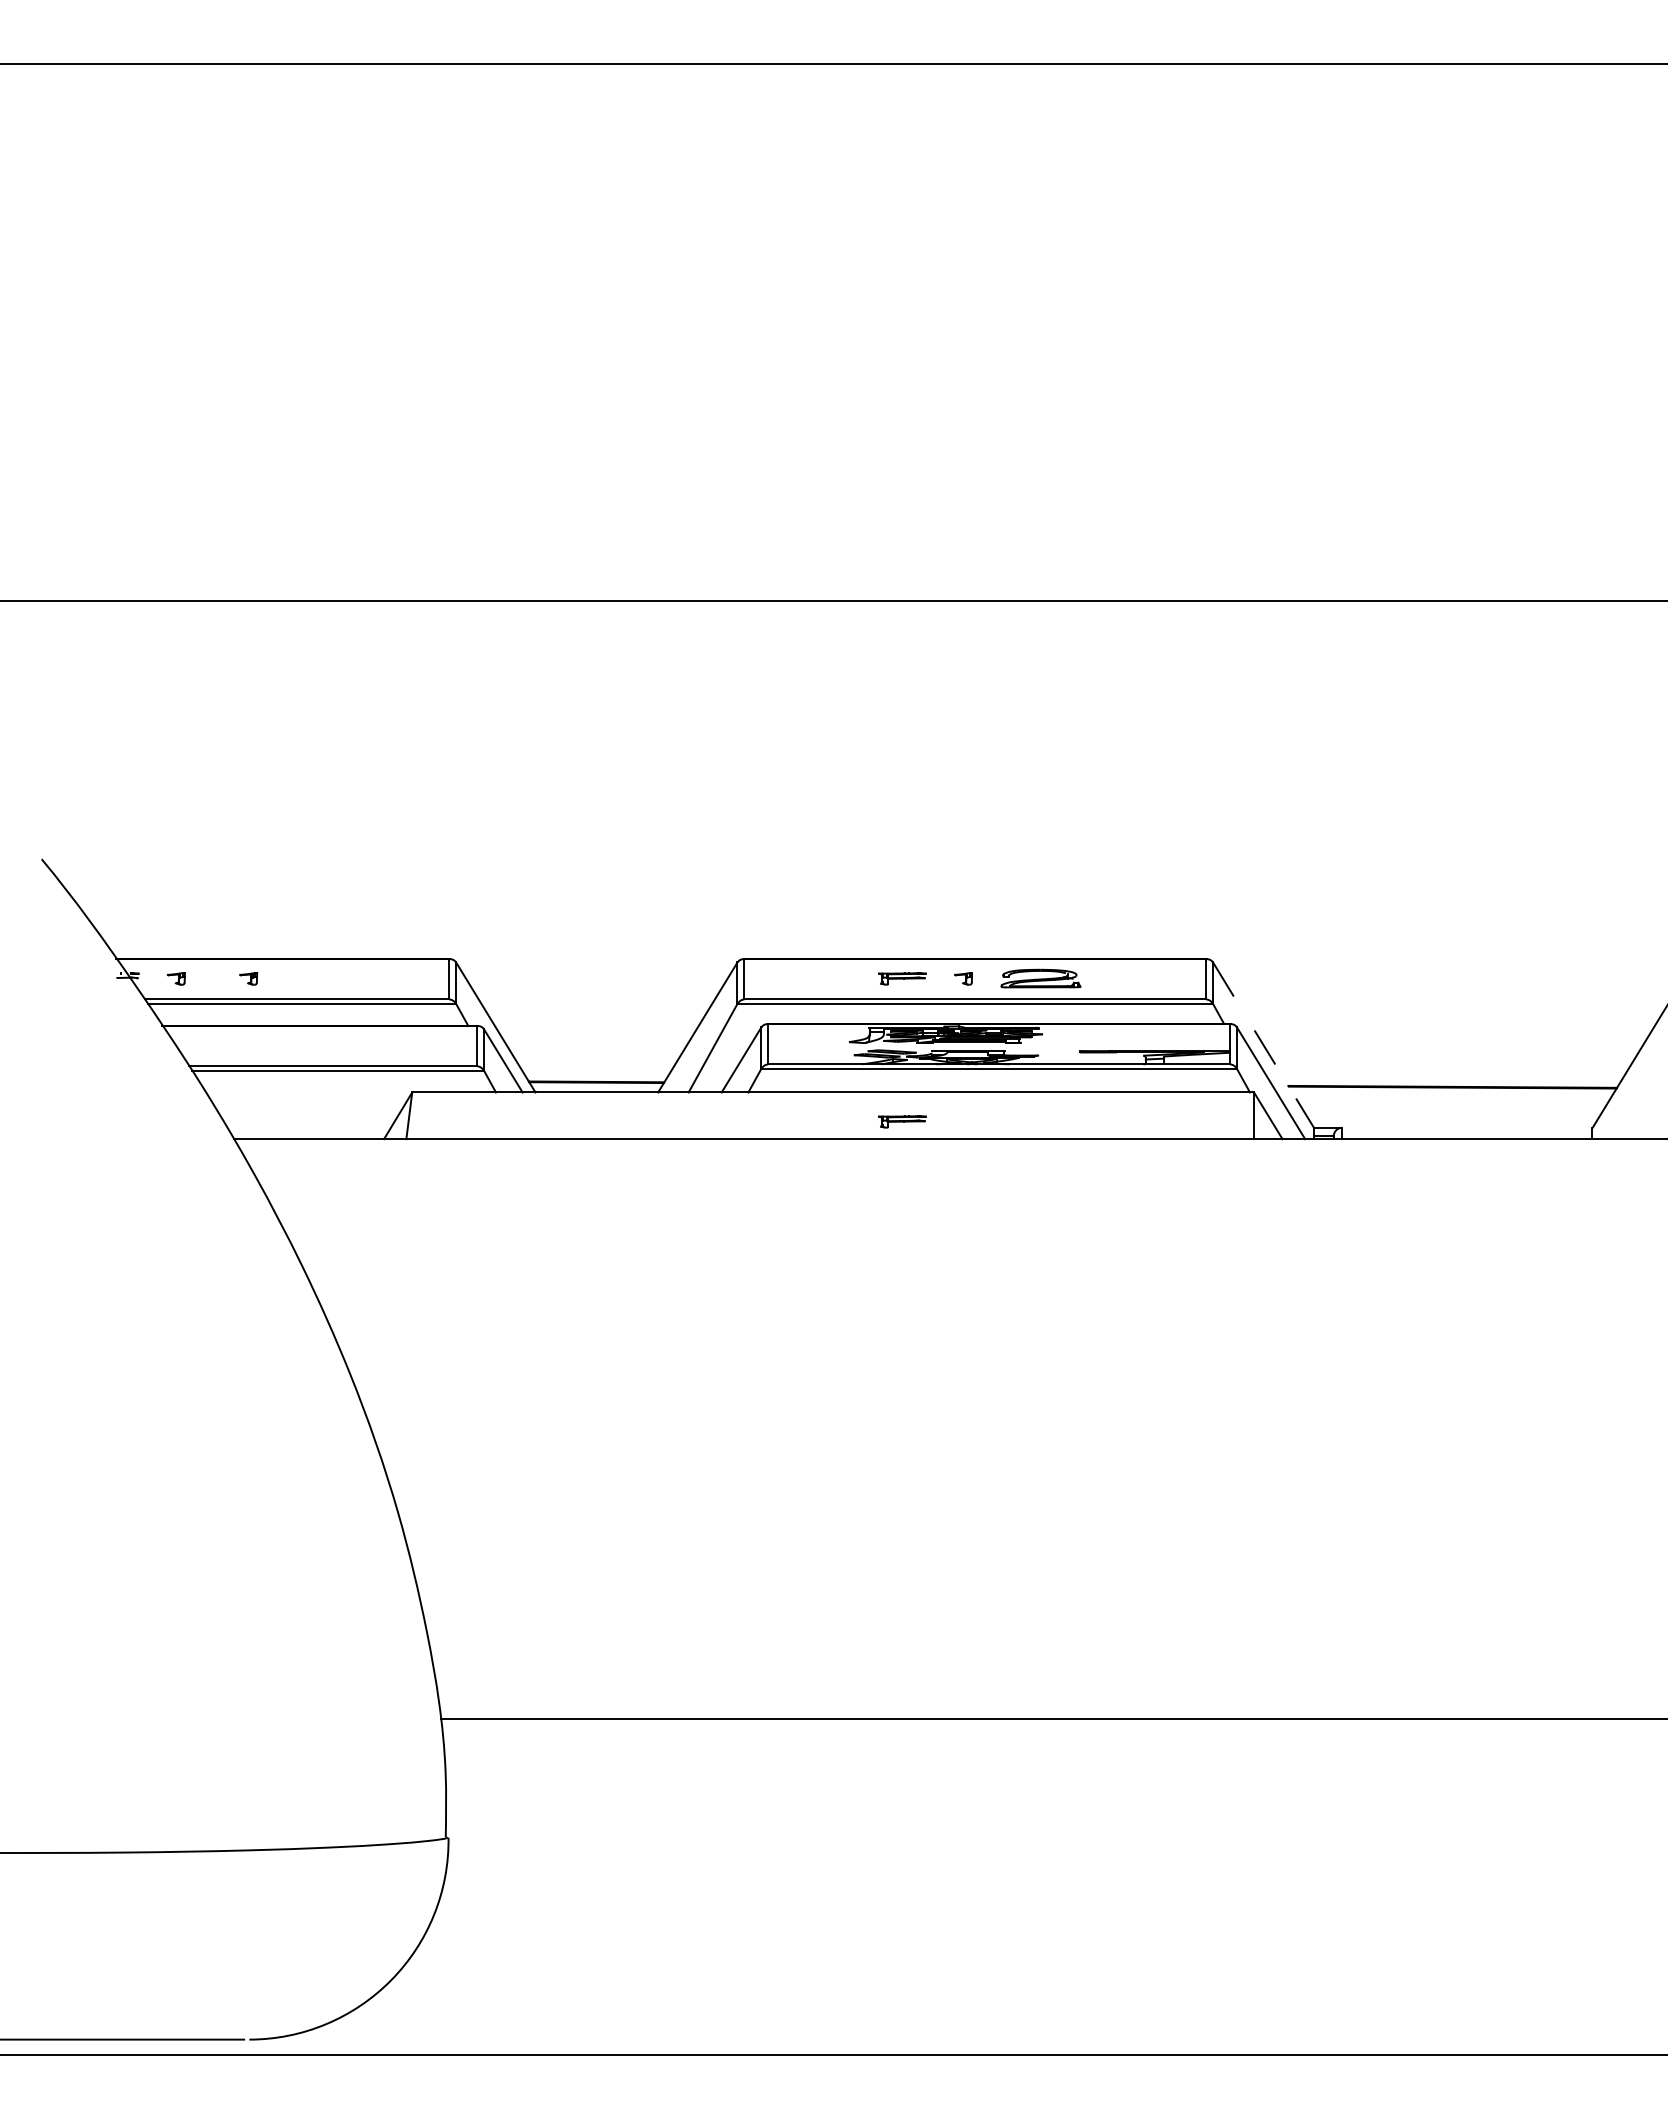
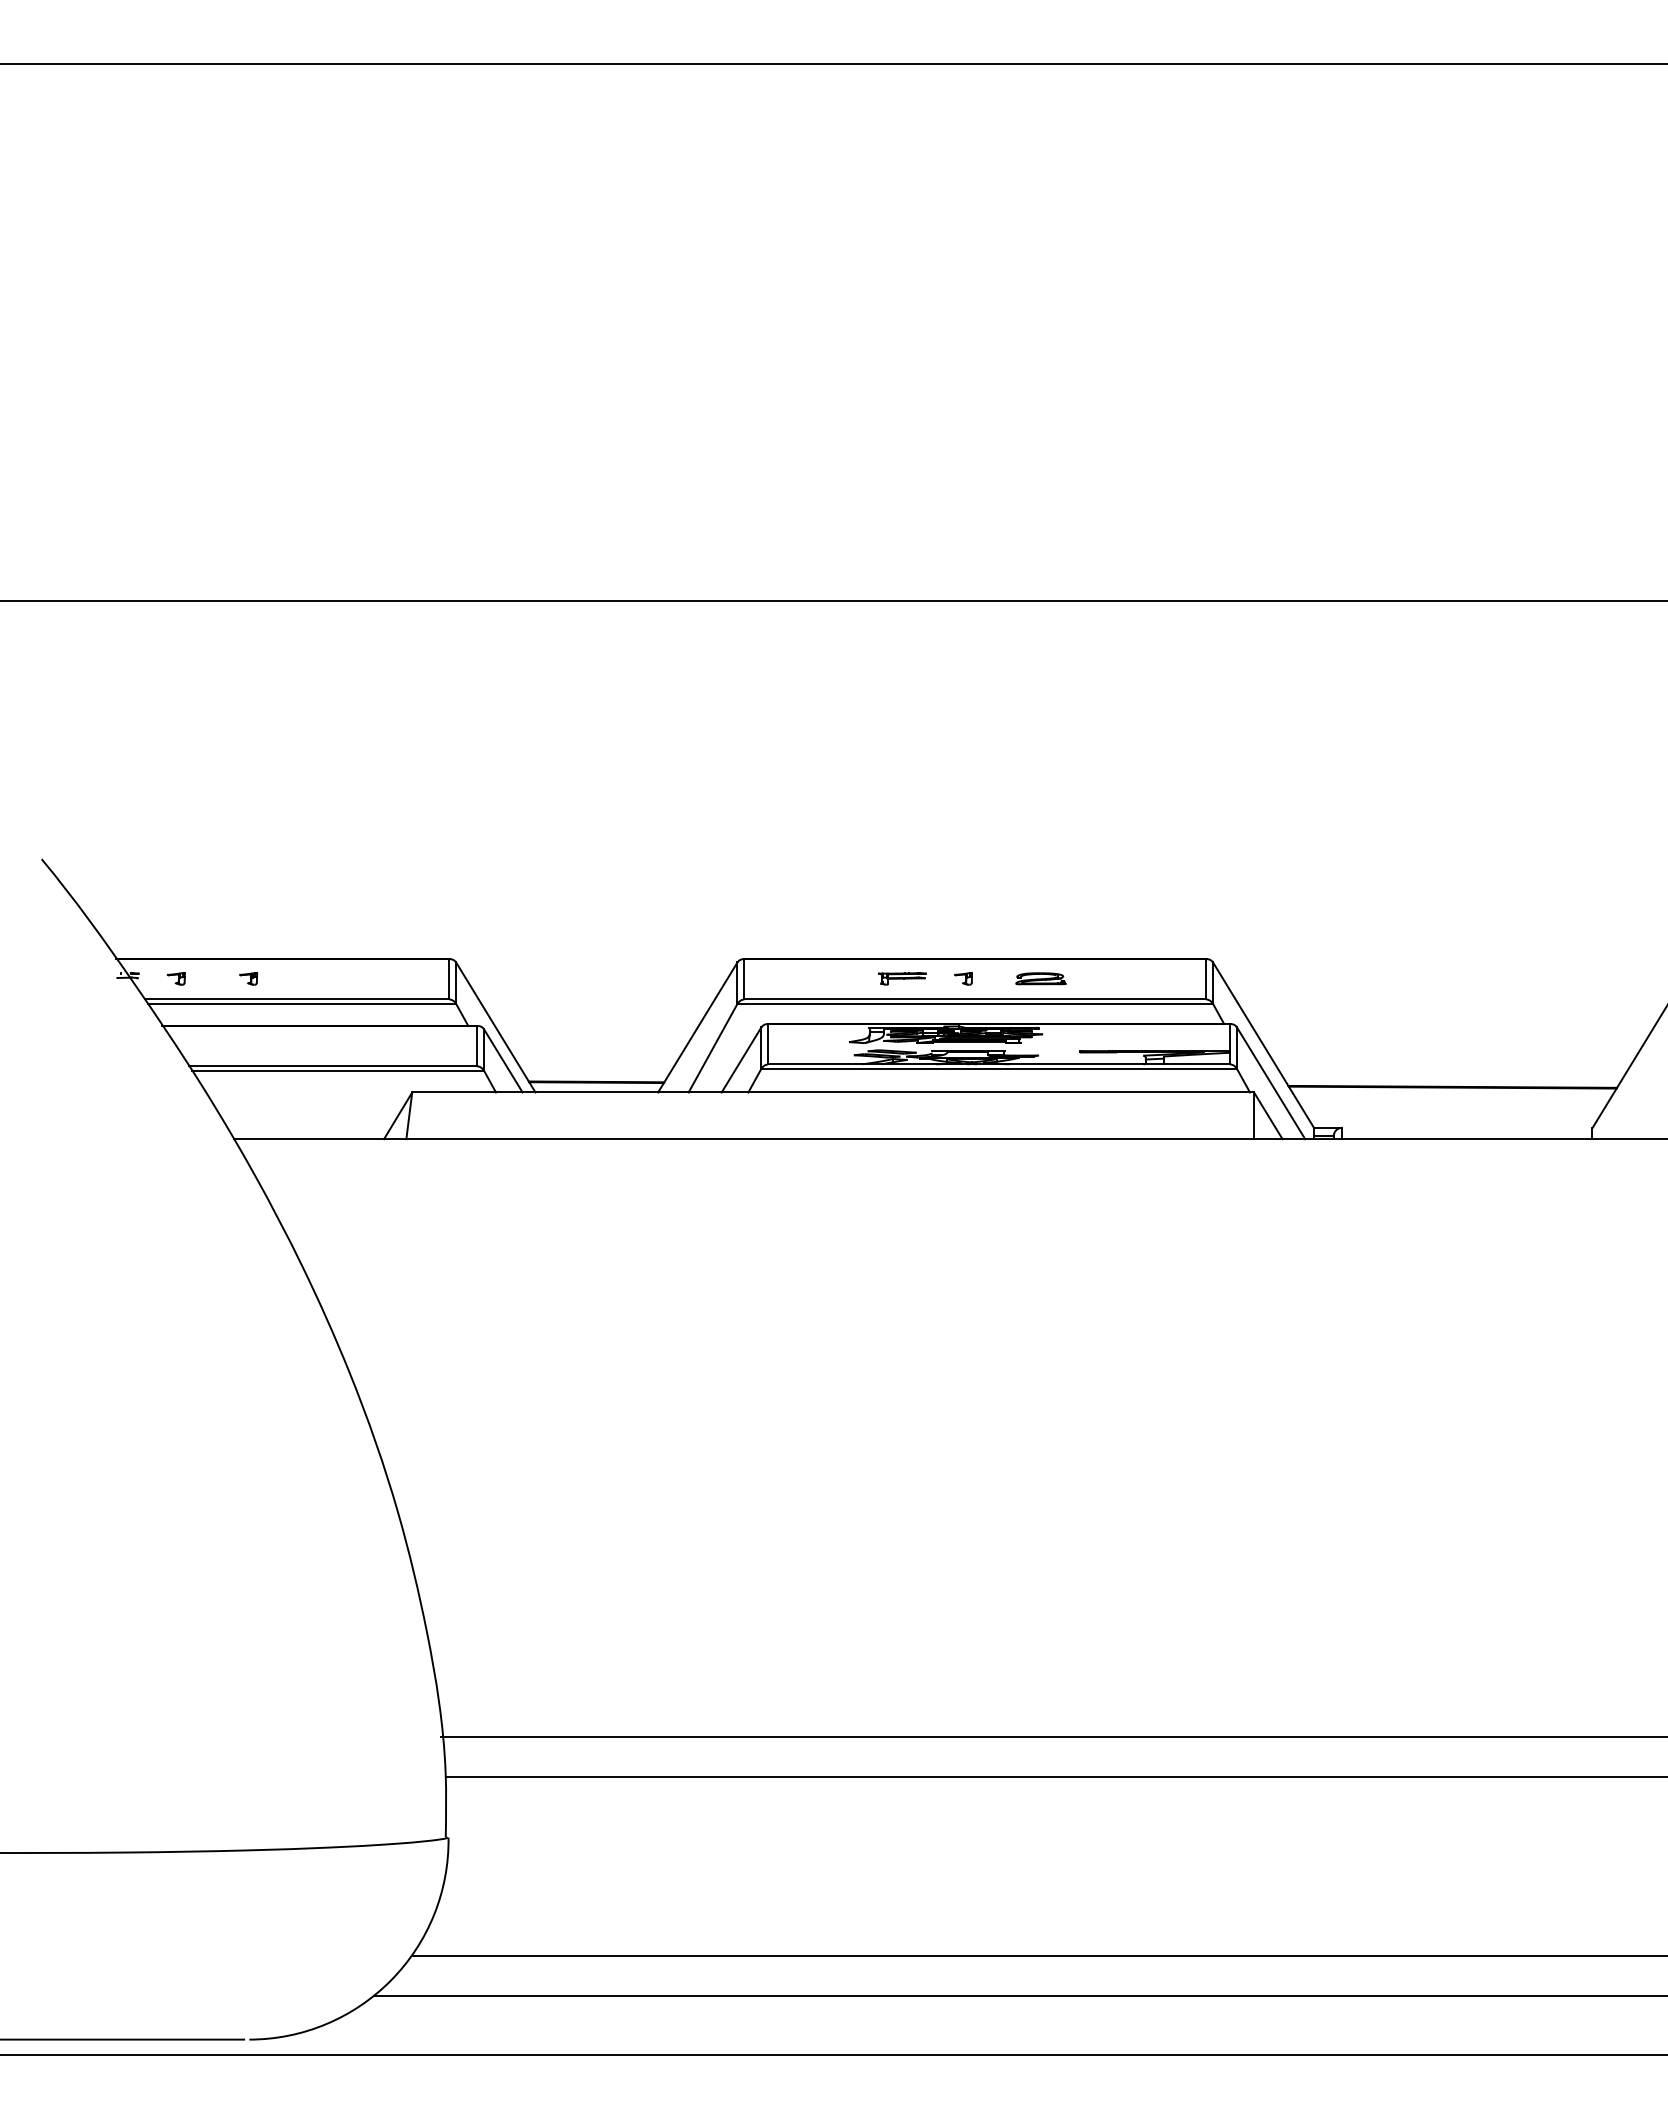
part size: 82x21 px -> 52x14 px (1040, 978)
line: dashed -> solid (1263, 1045)
part: present -> none (902, 1121)
line position: (1052, 1718) -> (1052, 1736) (1052, 1736)
line: none -> present (1054, 1776)
line: none -> present (1037, 1955)
line: none -> present (1019, 1995)
